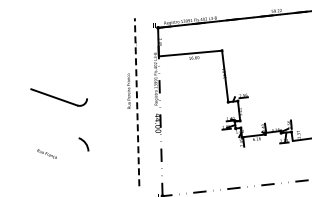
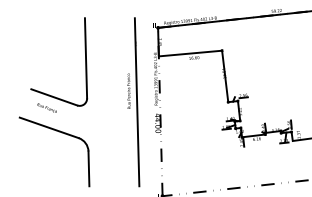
line: none -> present (85, 58)
line: dashed -> solid (137, 101)
line: none -> present (48, 127)
text position: (46, 153) -> (46, 107) (46, 107)
line: none -> present (88, 168)
